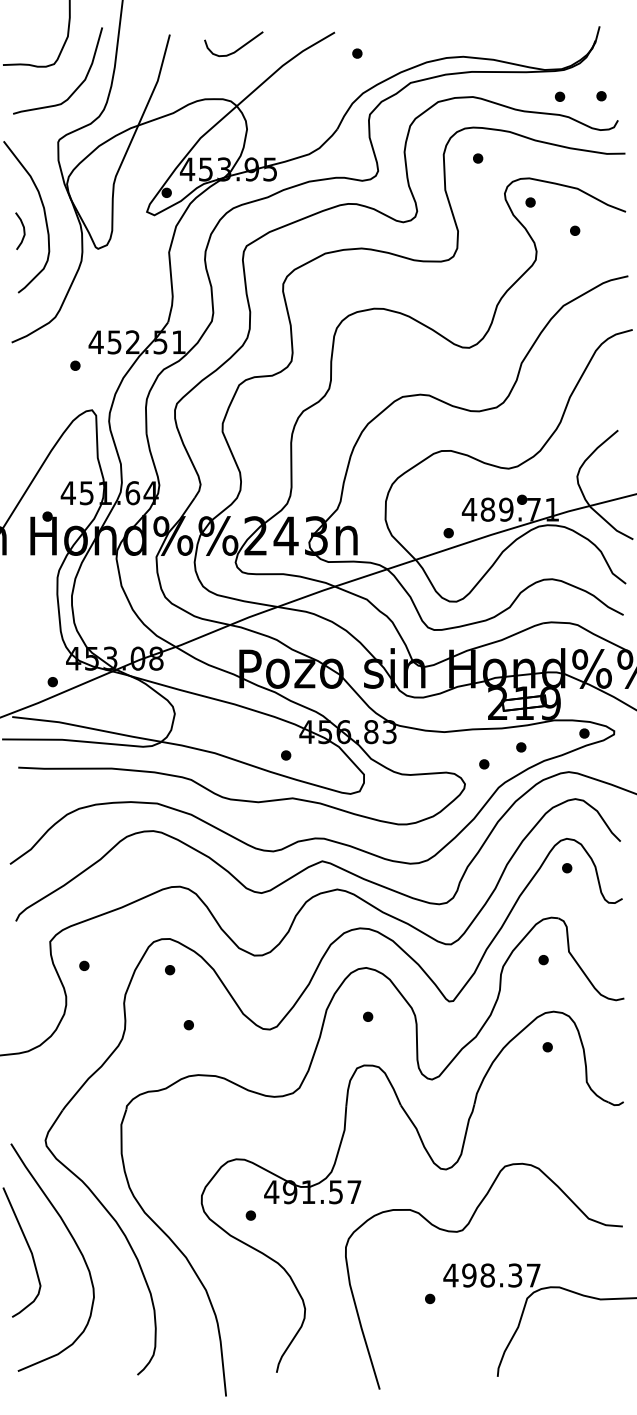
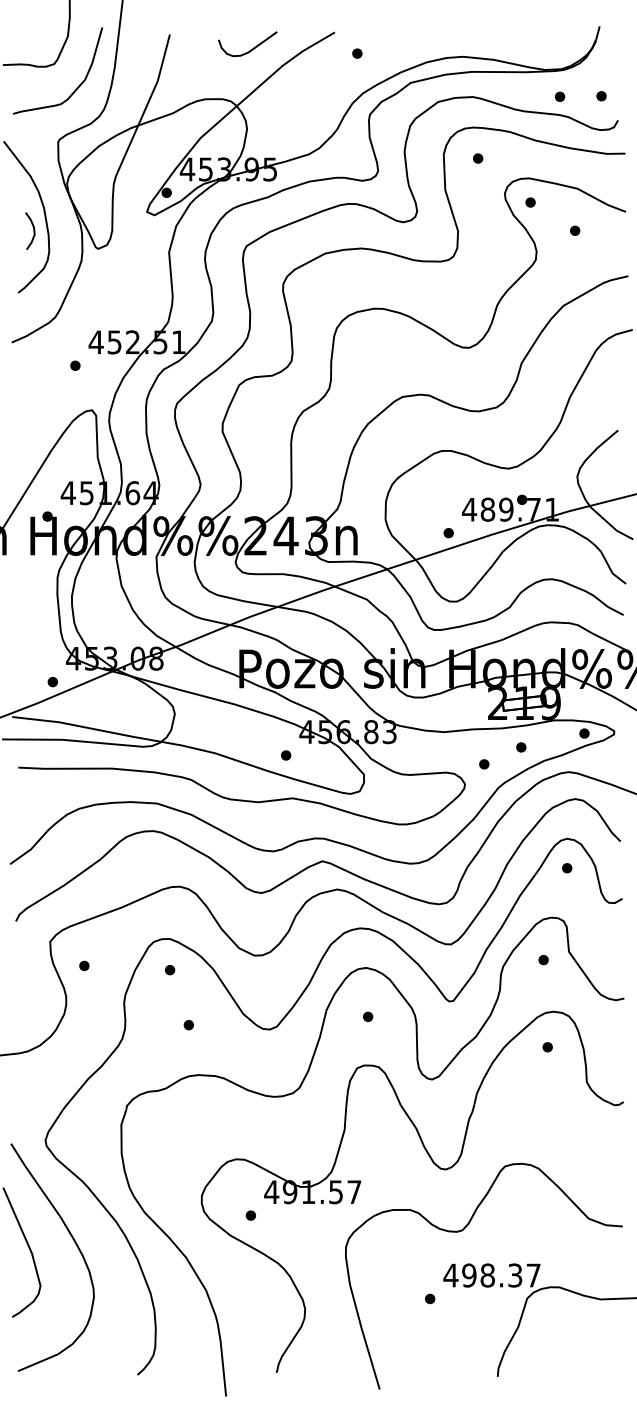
curve position: (236, 49) -> (250, 49) (250, 49)
curve position: (23, 231) -> (33, 231) (33, 231)
